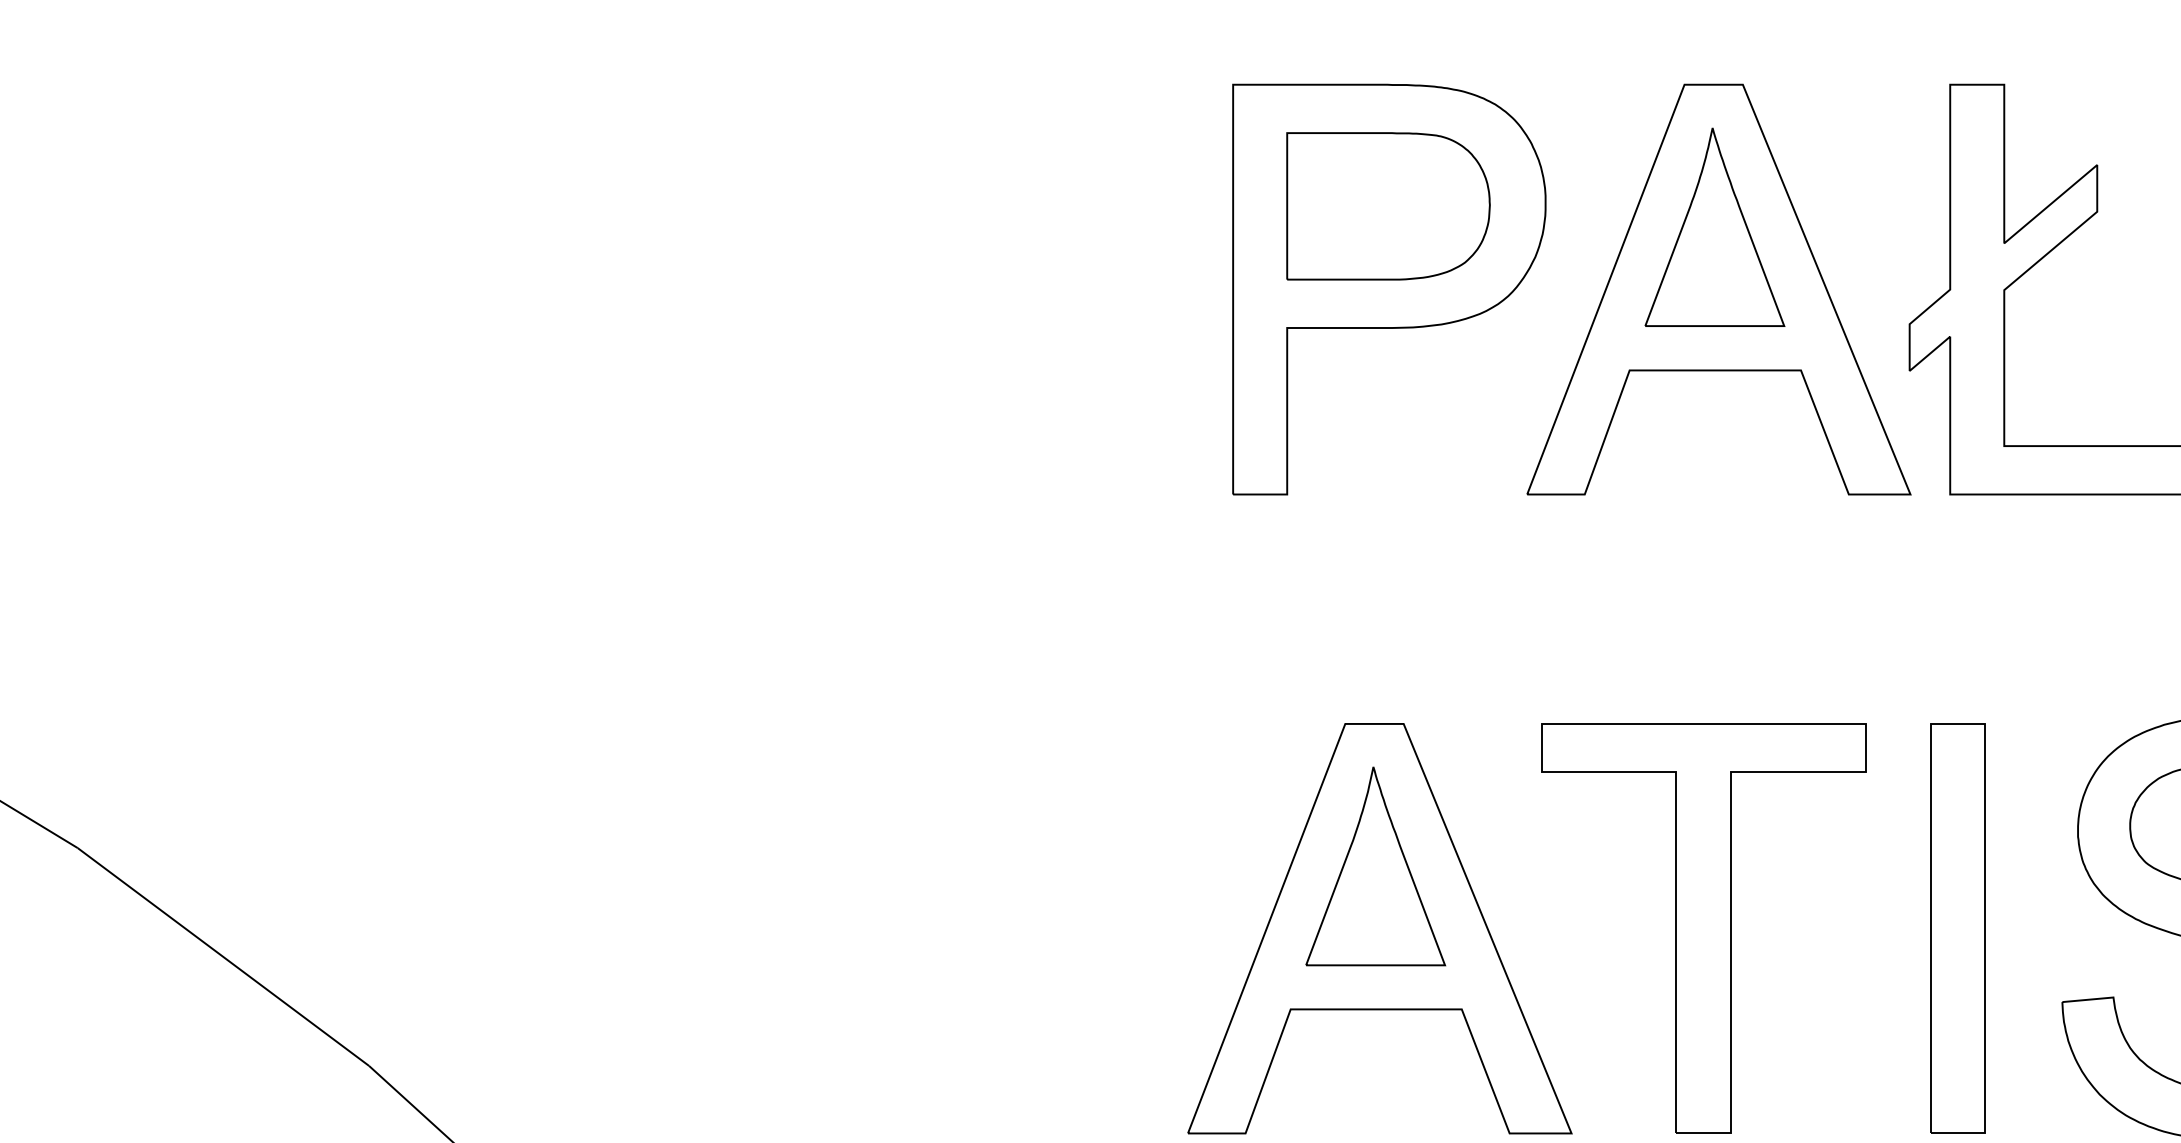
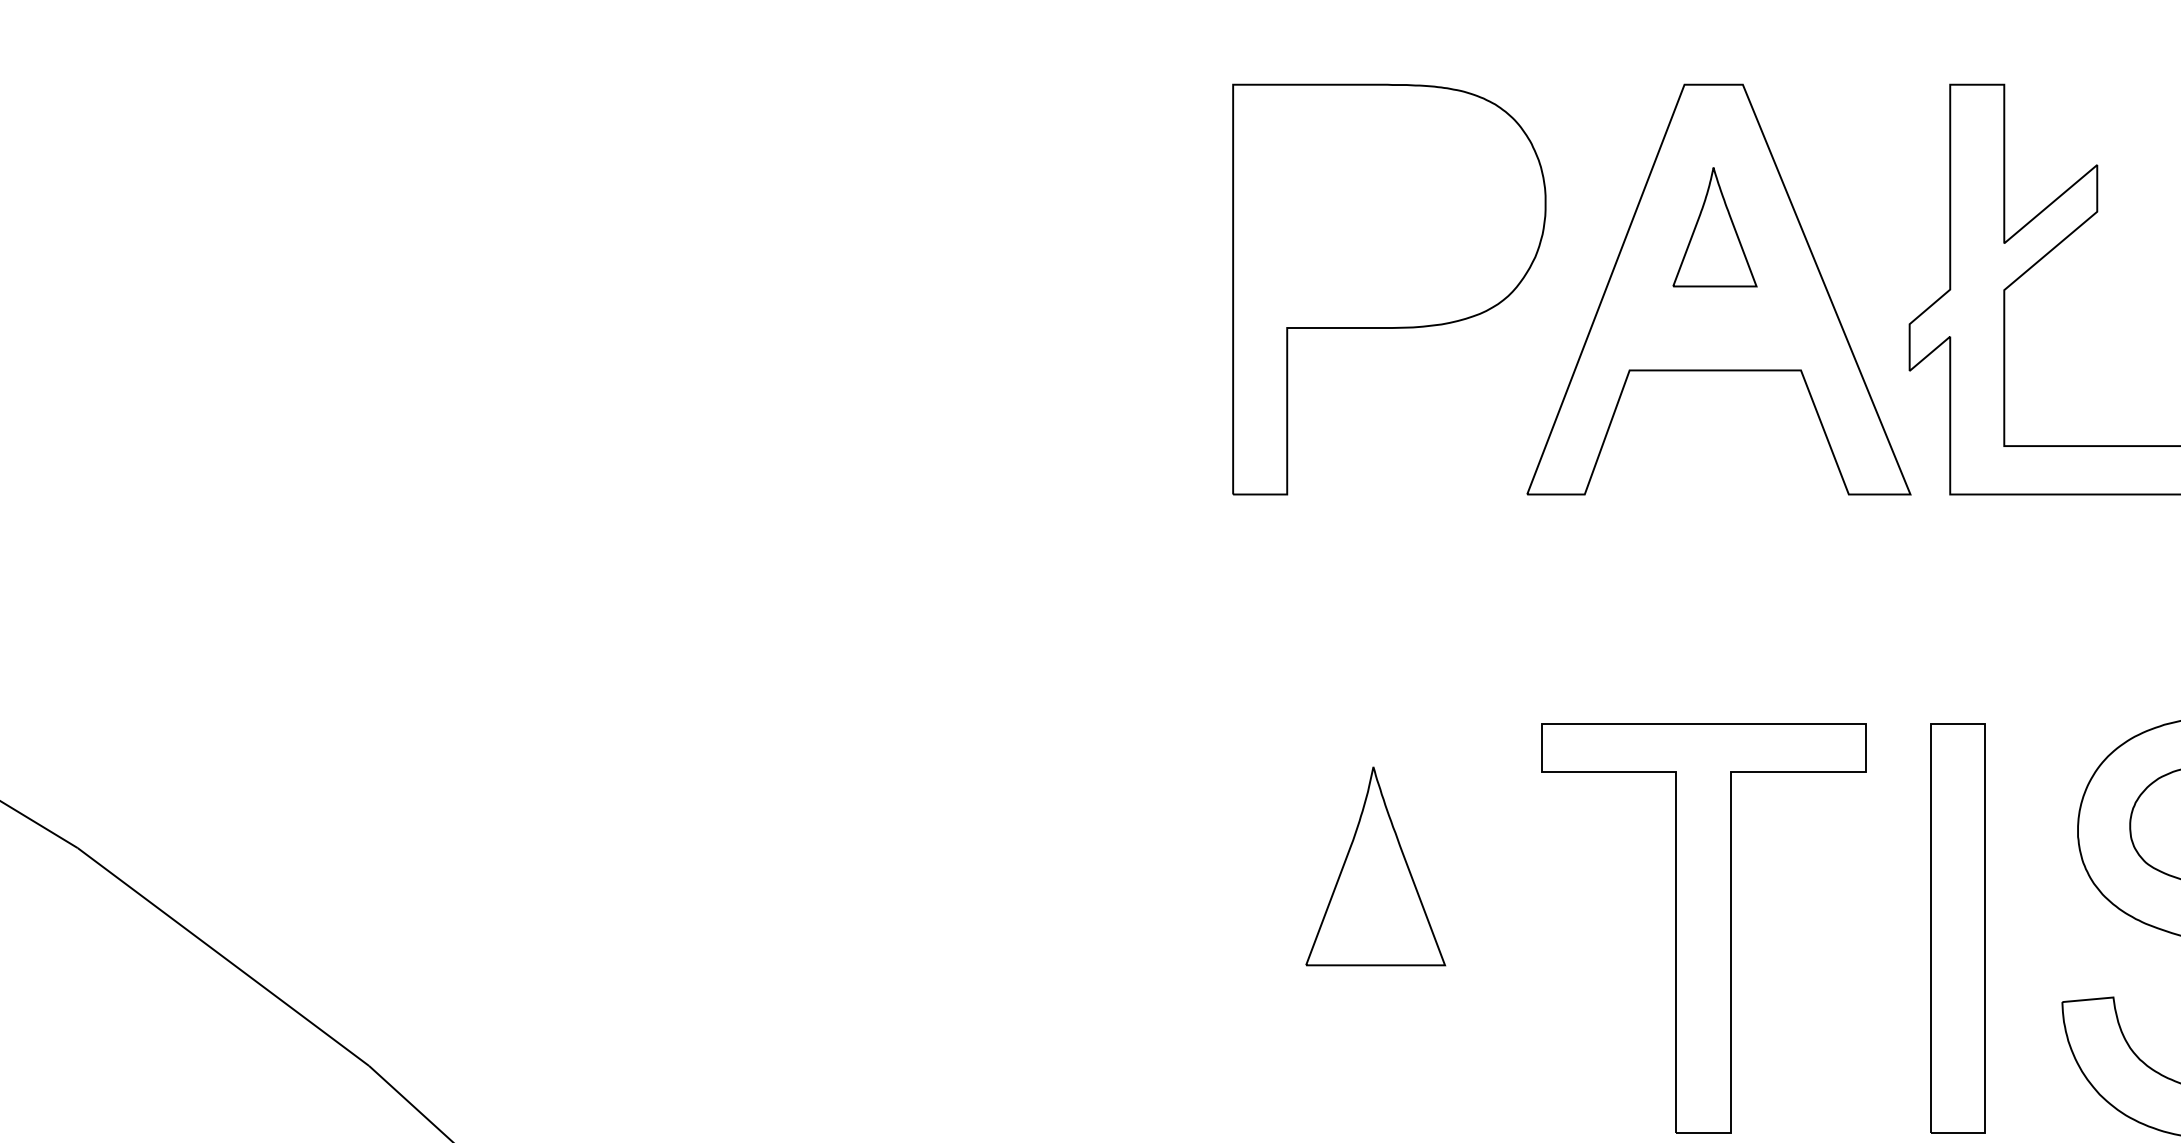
part: present -> none (1388, 206)
part size: 142x200 px -> 86x121 px (1714, 227)
part: present -> none (1379, 928)
